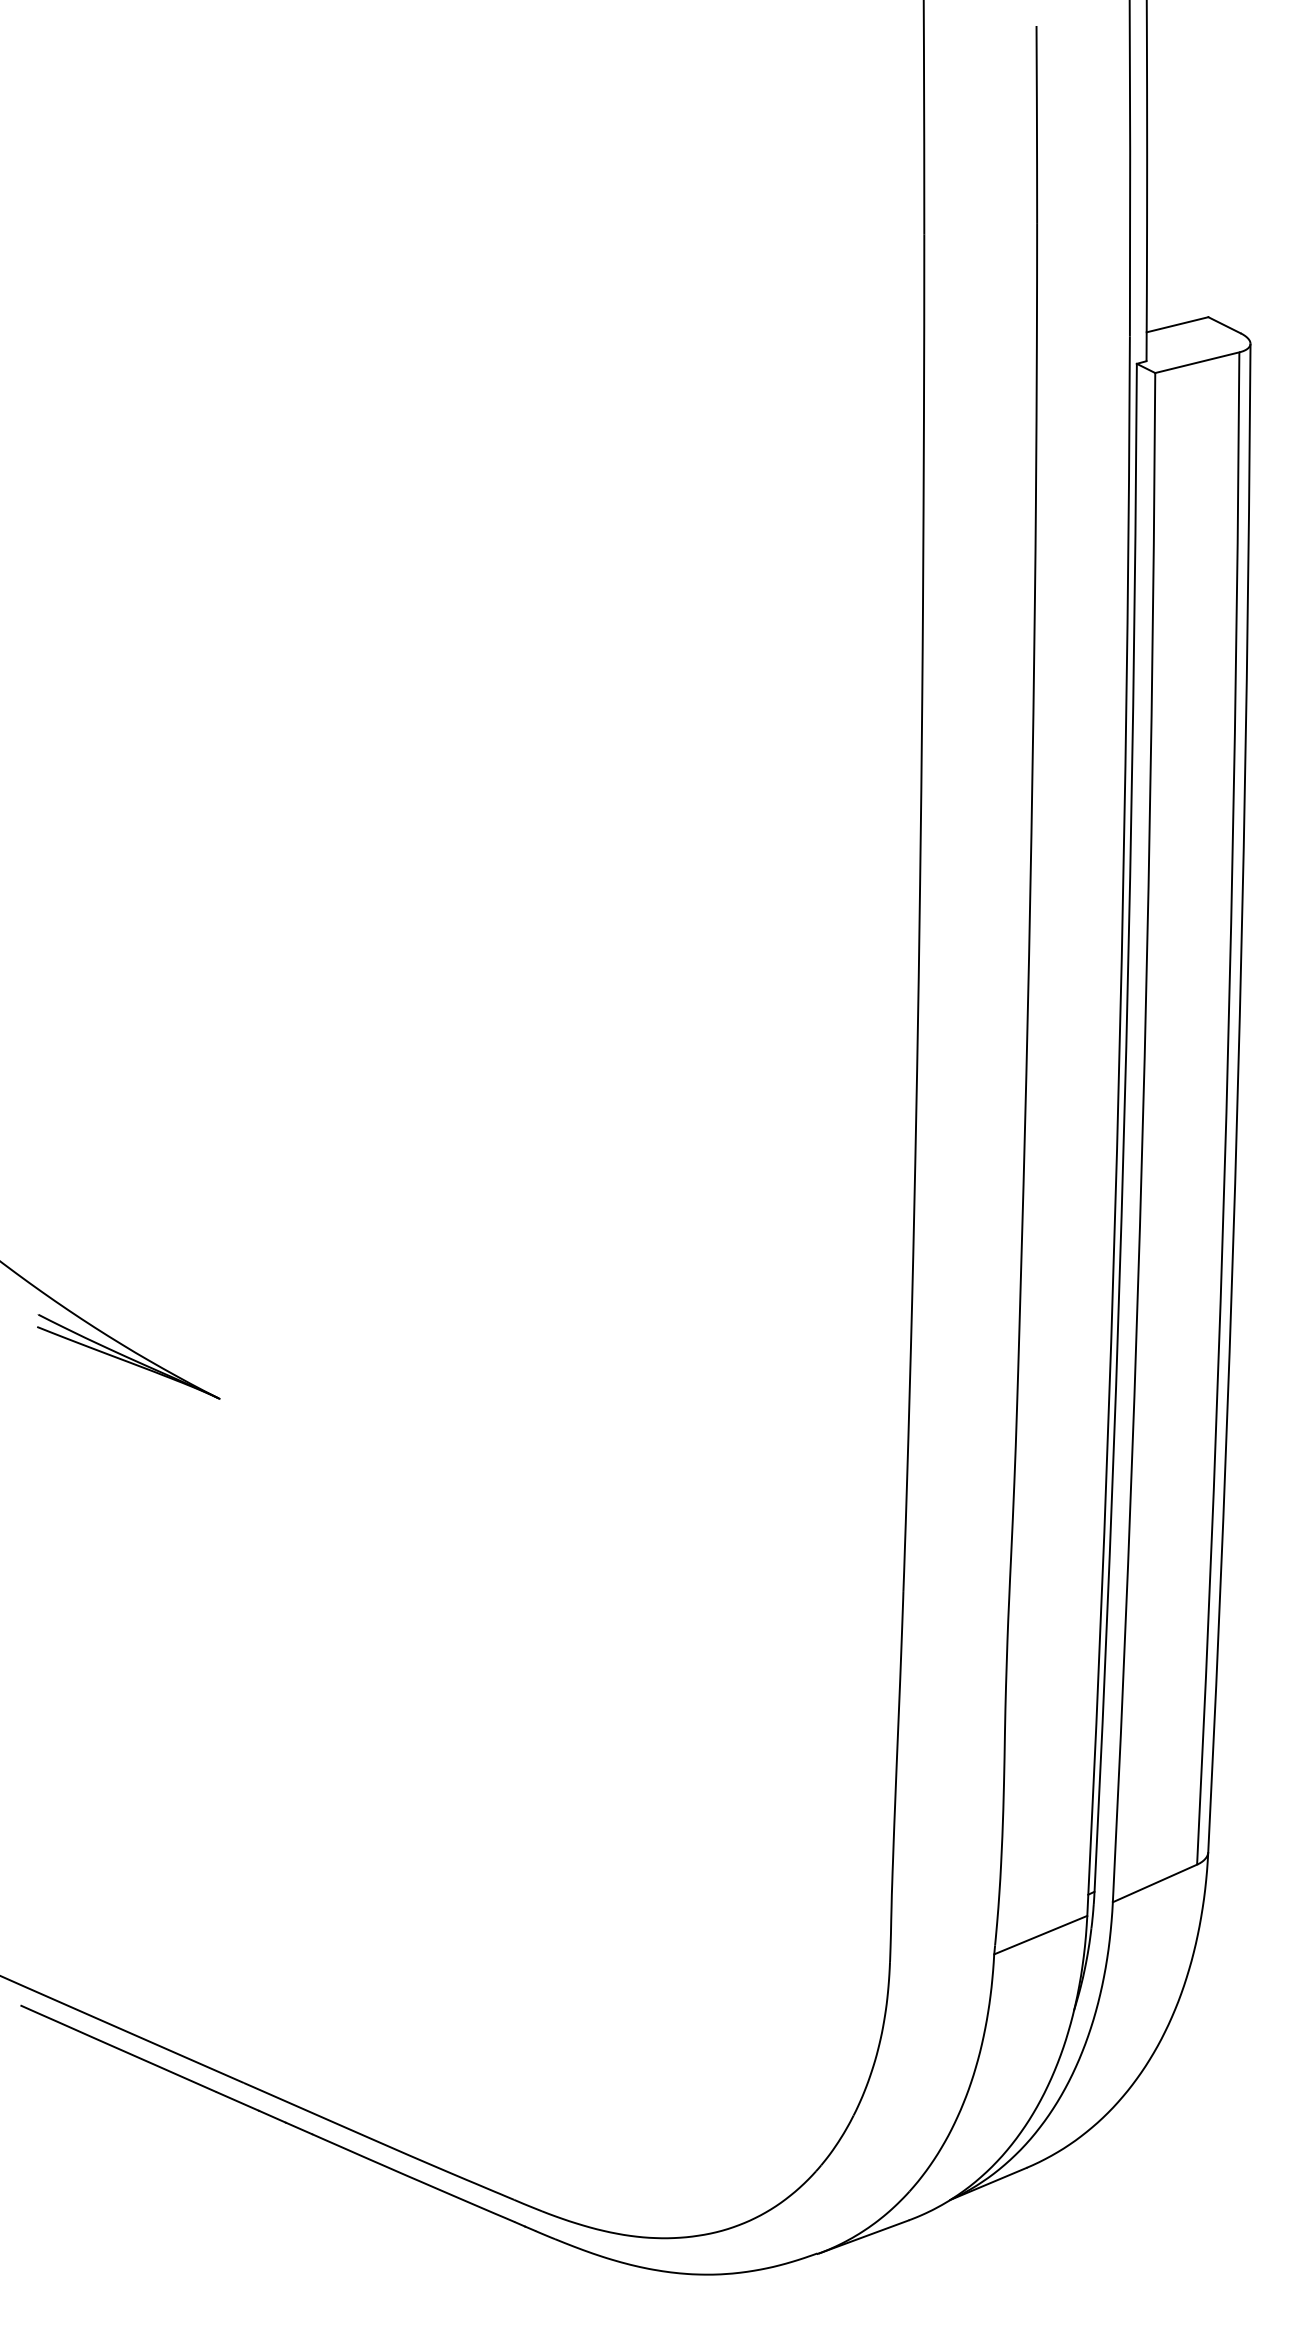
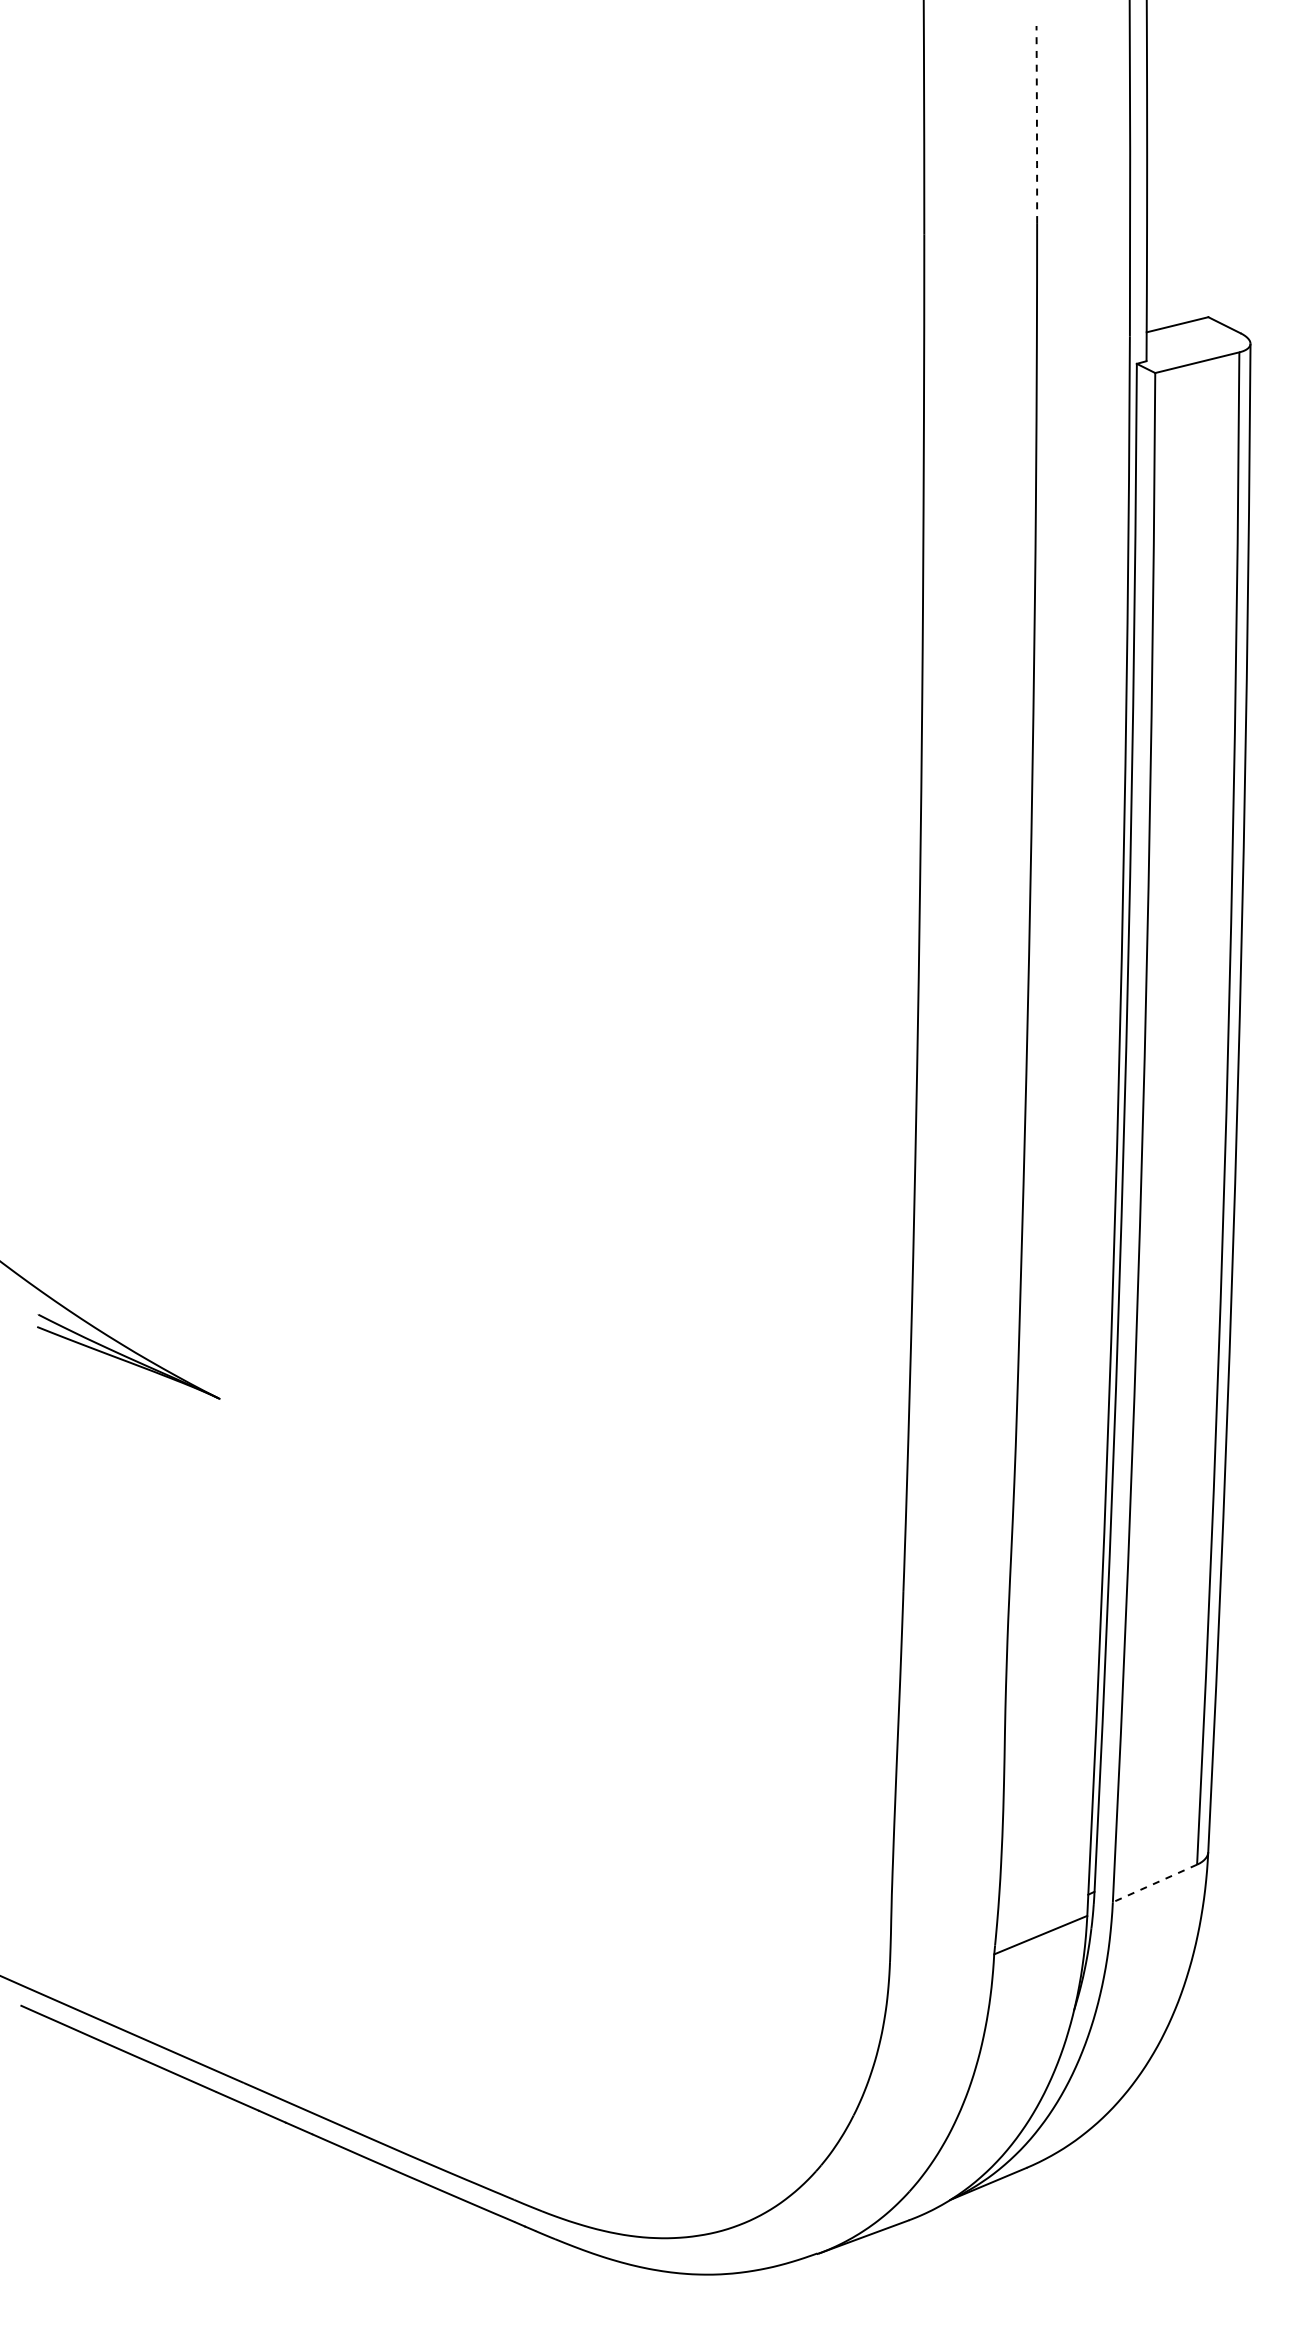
line: solid -> dashed (1036, 124)
line: solid -> dashed (1154, 1883)
